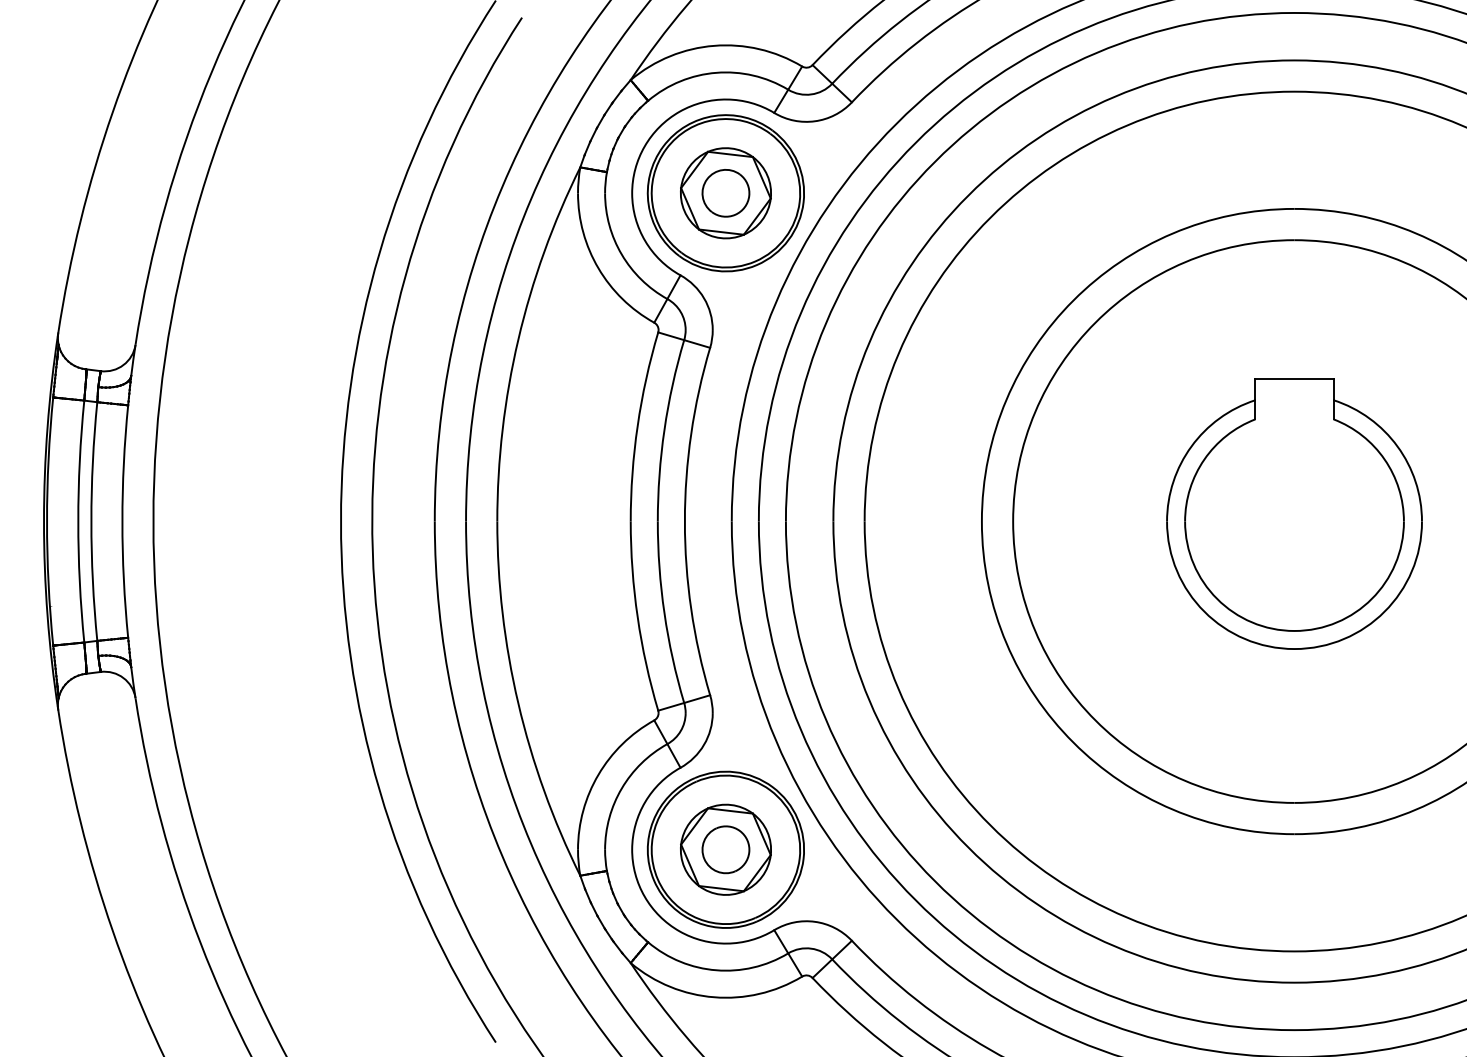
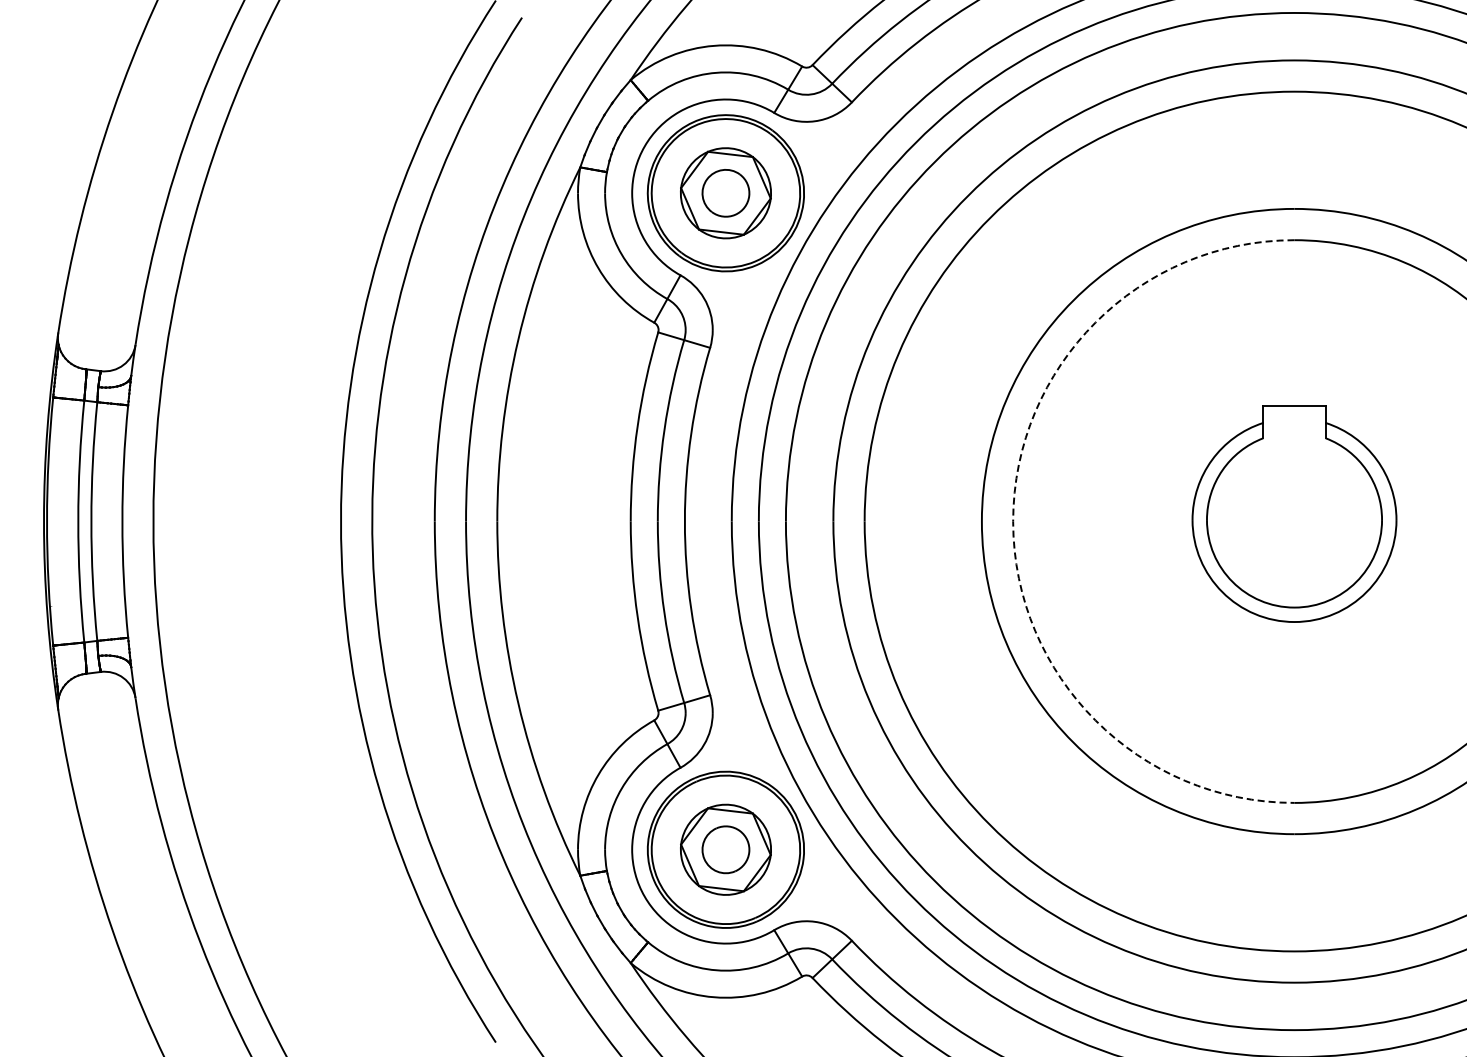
part size: 257x272 px -> 207x218 px (1294, 513)
arc: solid -> dashed (1013, 521)
